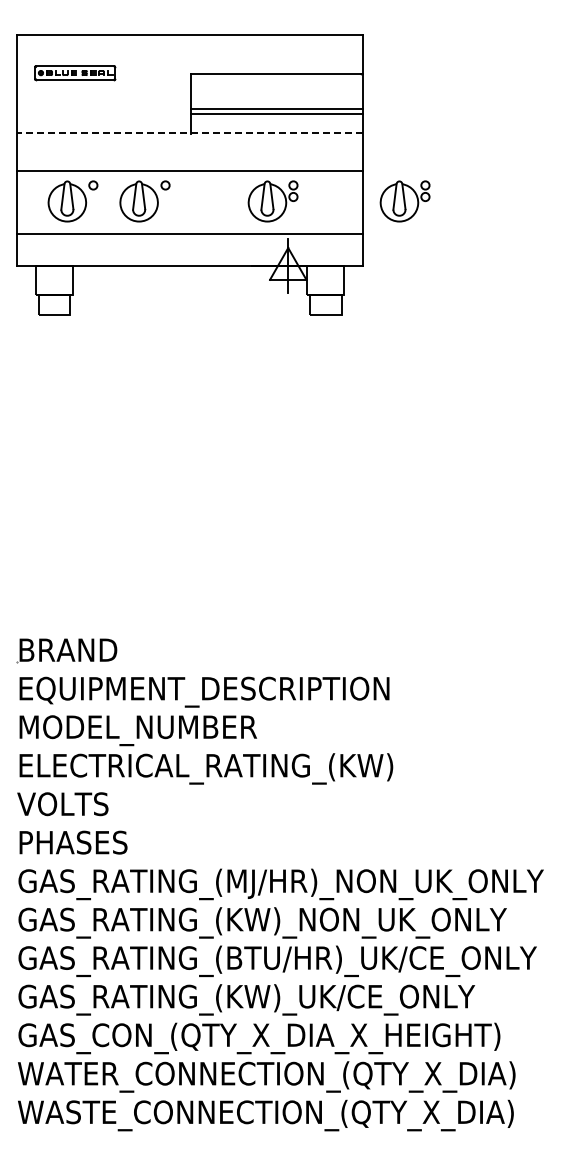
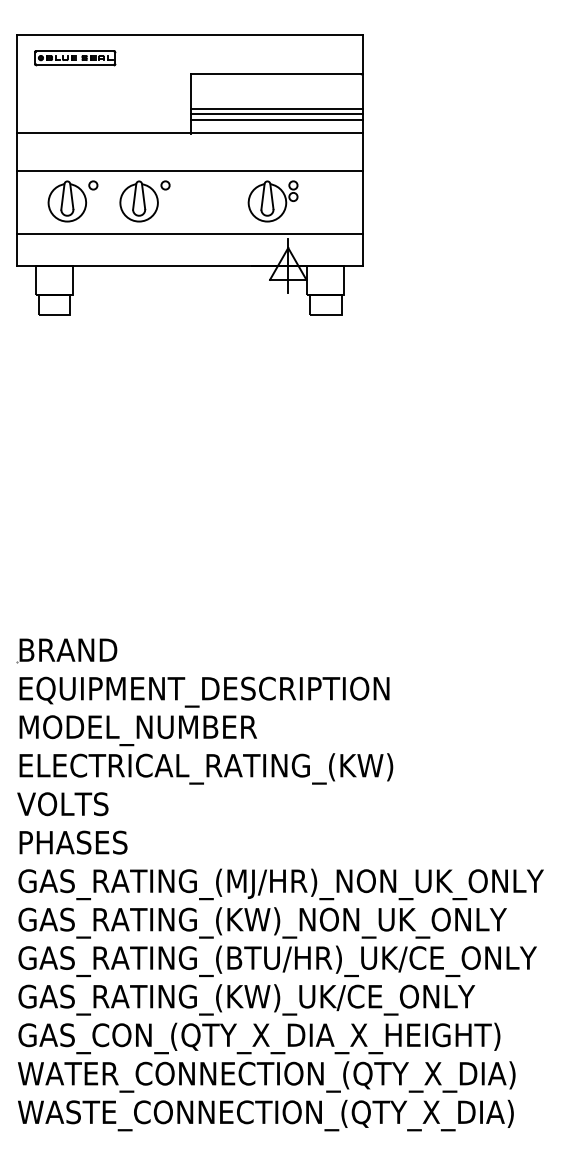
part position: (75, 73) -> (75, 58) (75, 58)
line: none -> present (276, 119)
line: dashed -> solid (189, 133)
part: present -> none (404, 201)
